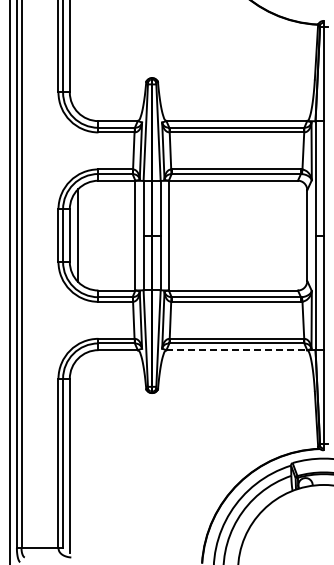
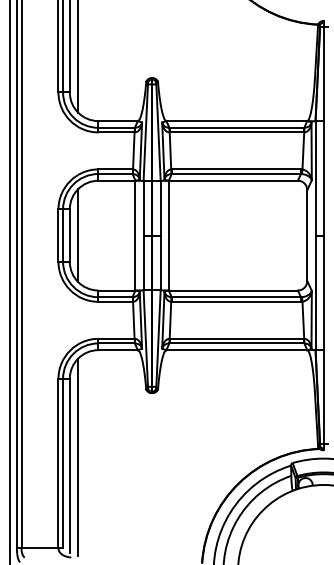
line: none -> present (78, 57)
line: dashed -> solid (237, 350)
line: none -> present (78, 457)
